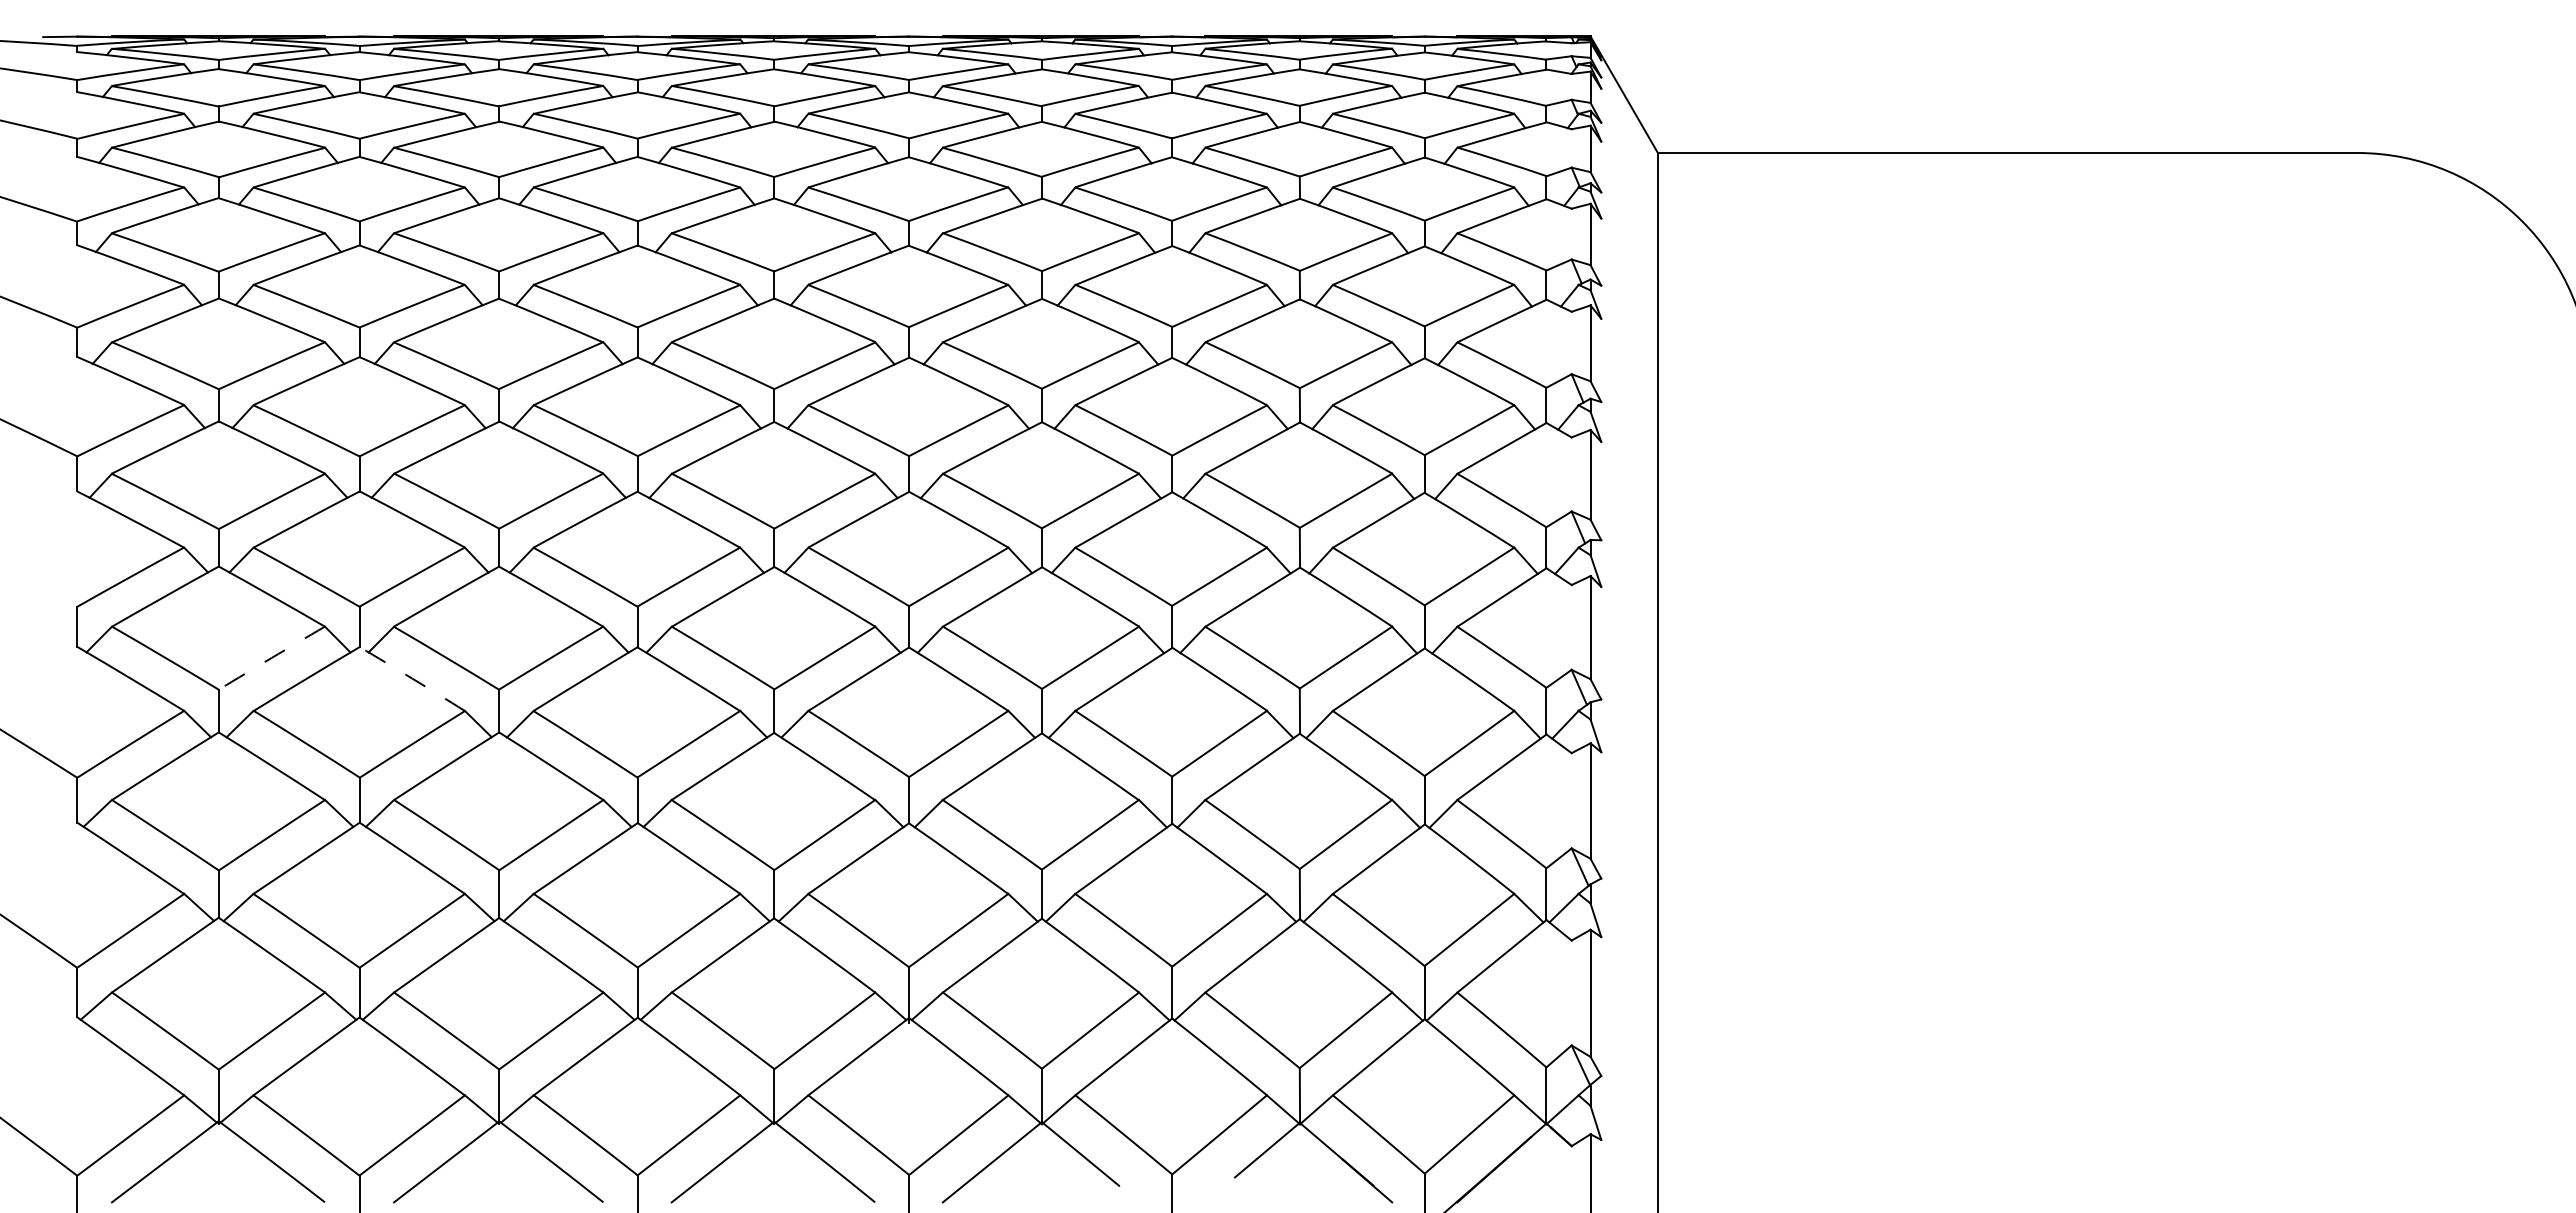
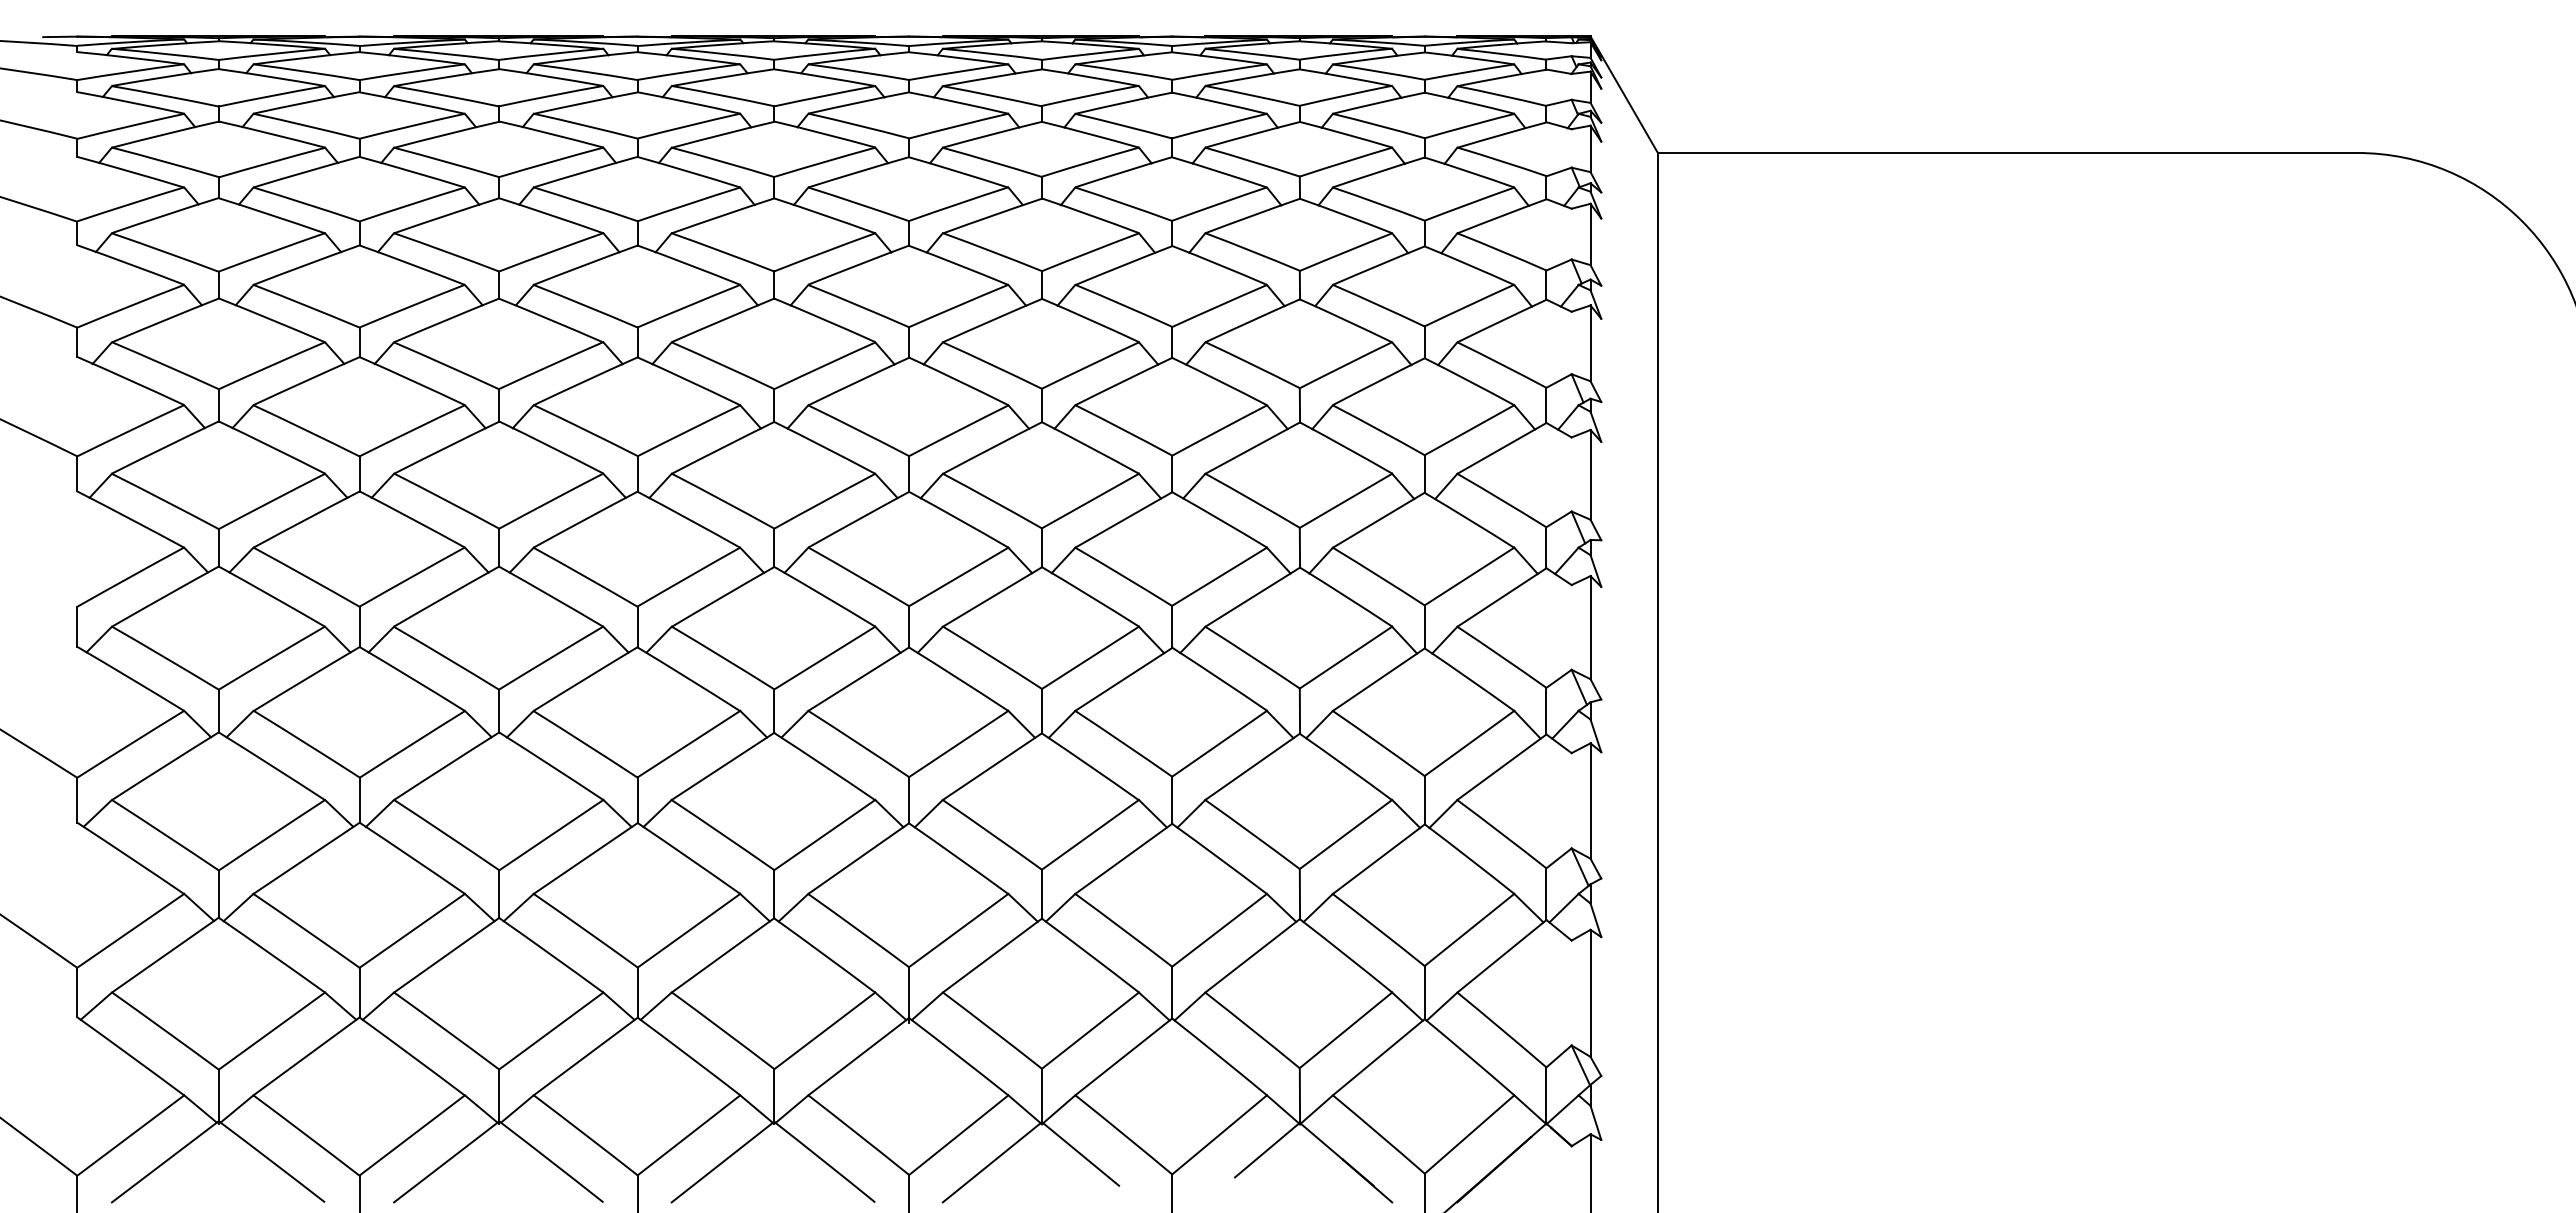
arc: dashed -> solid (271, 657)
arc: dashed -> solid (412, 678)
